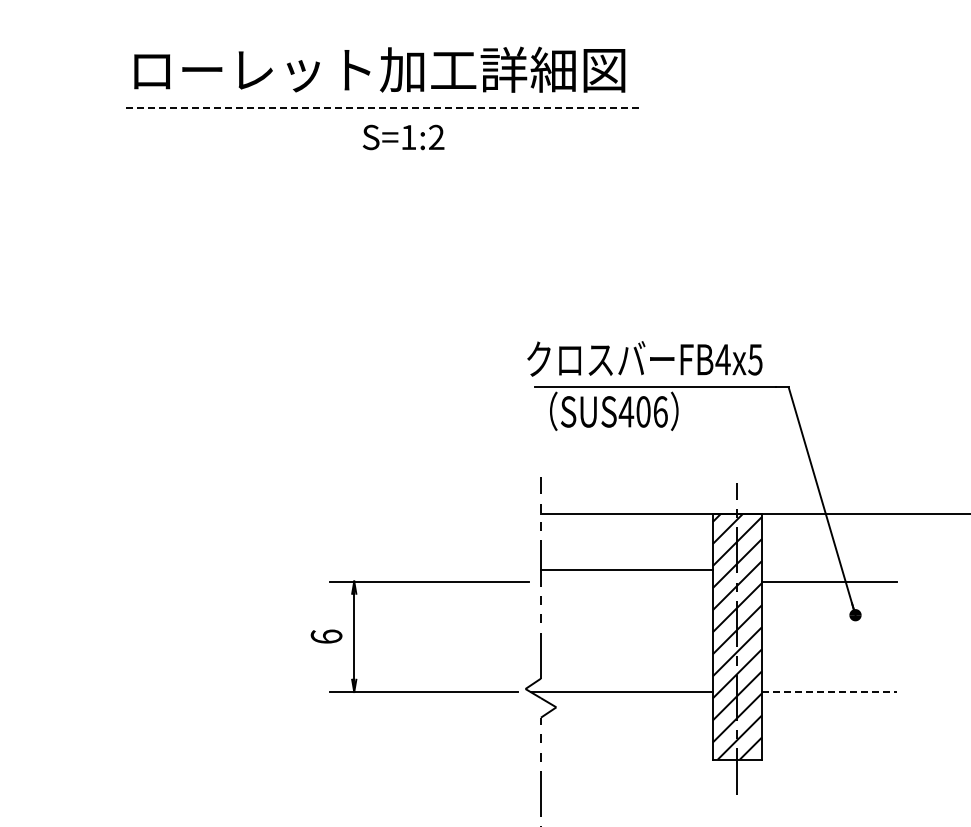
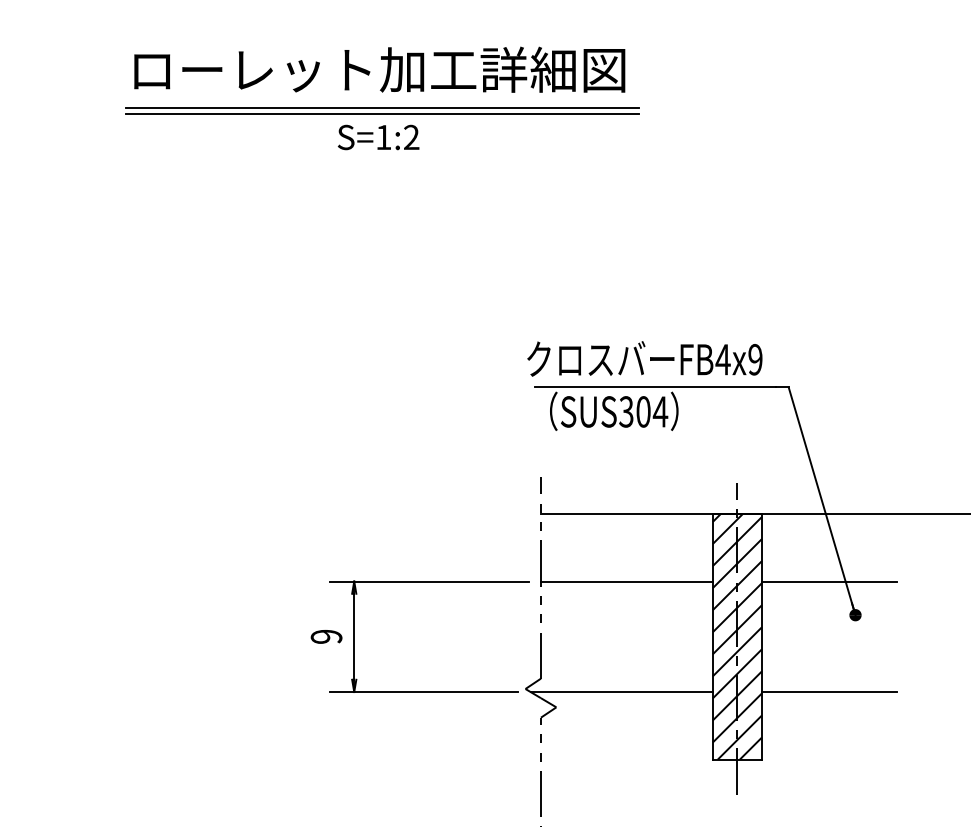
line: dashed -> solid (382, 107)
line: none -> present (382, 114)
text position: (403, 137) -> (378, 137) (378, 137)
text: FB4x5 -> FB4x9 (755, 359)
text: SUS406 -> SUS304 (643, 411)
line position: (626, 569) -> (626, 581) (626, 581)
text: 6 -> 9 (326, 636)
line: dashed -> solid (829, 692)
